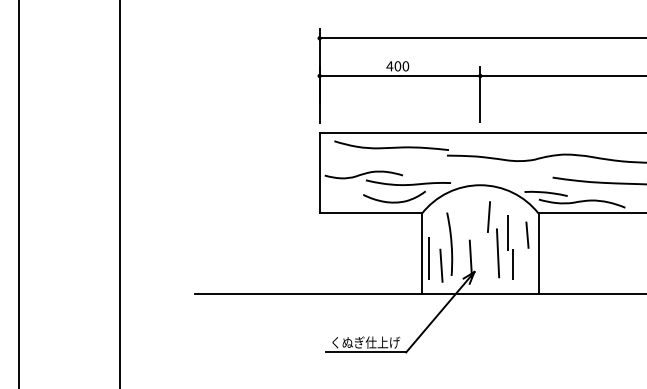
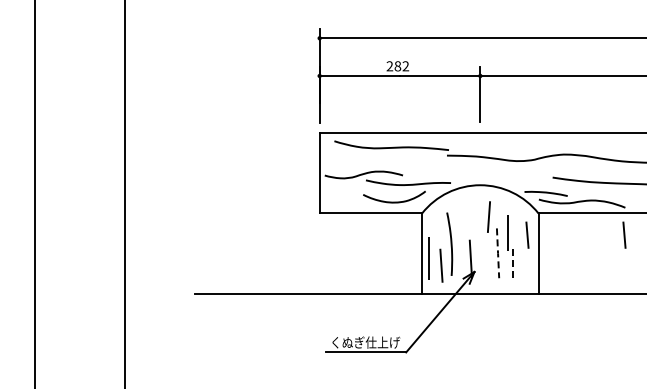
text: 400 -> 282 (397, 66)
line position: (19, 193) -> (35, 193) (35, 193)
line position: (119, 193) -> (124, 193) (124, 193)
line: none -> present (624, 234)
line: solid -> dashed (498, 253)
line: solid -> dashed (512, 264)
